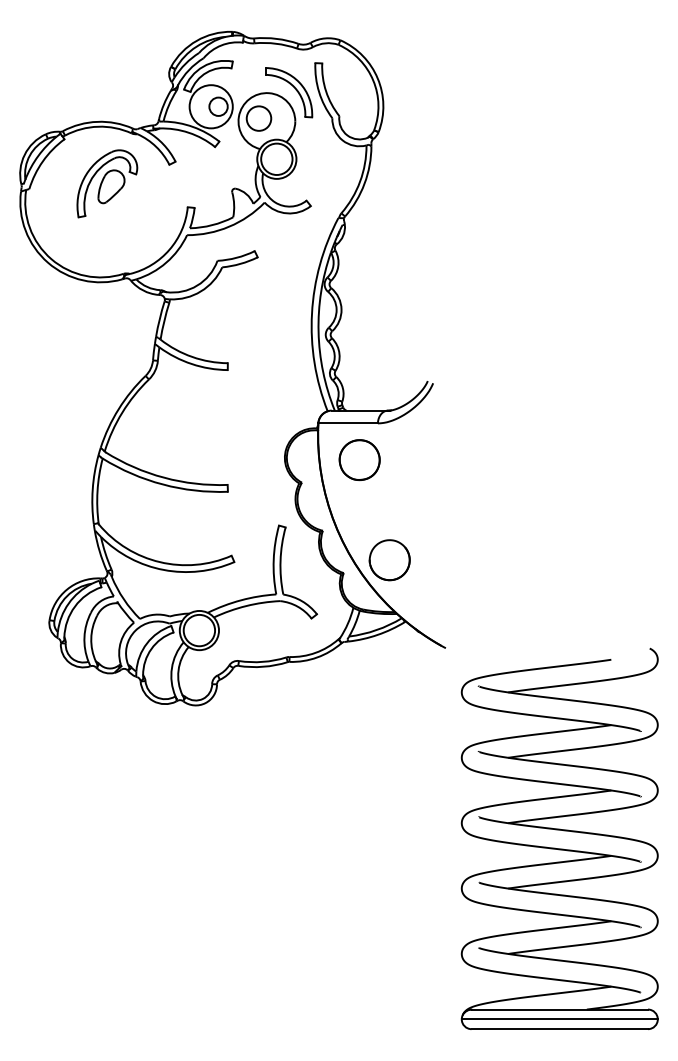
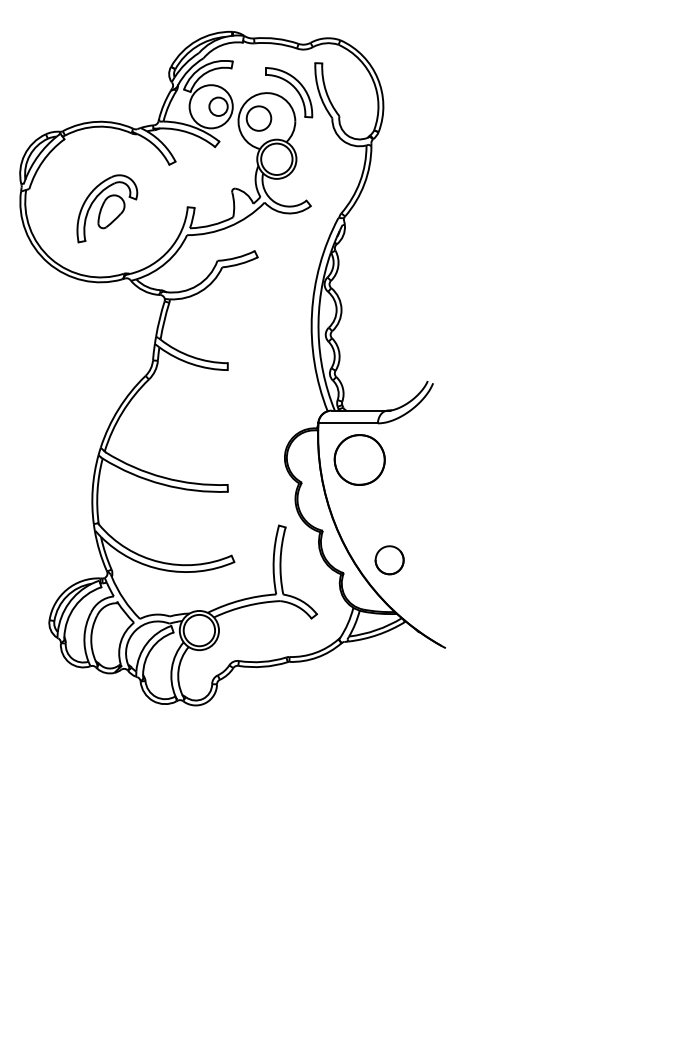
part position: (107, 183) -> (107, 208) (107, 208)
part size: 43x43 px -> 53x52 px (359, 459)
part size: 43x43 px -> 31x31 px (389, 560)
part: present -> none (559, 830)
